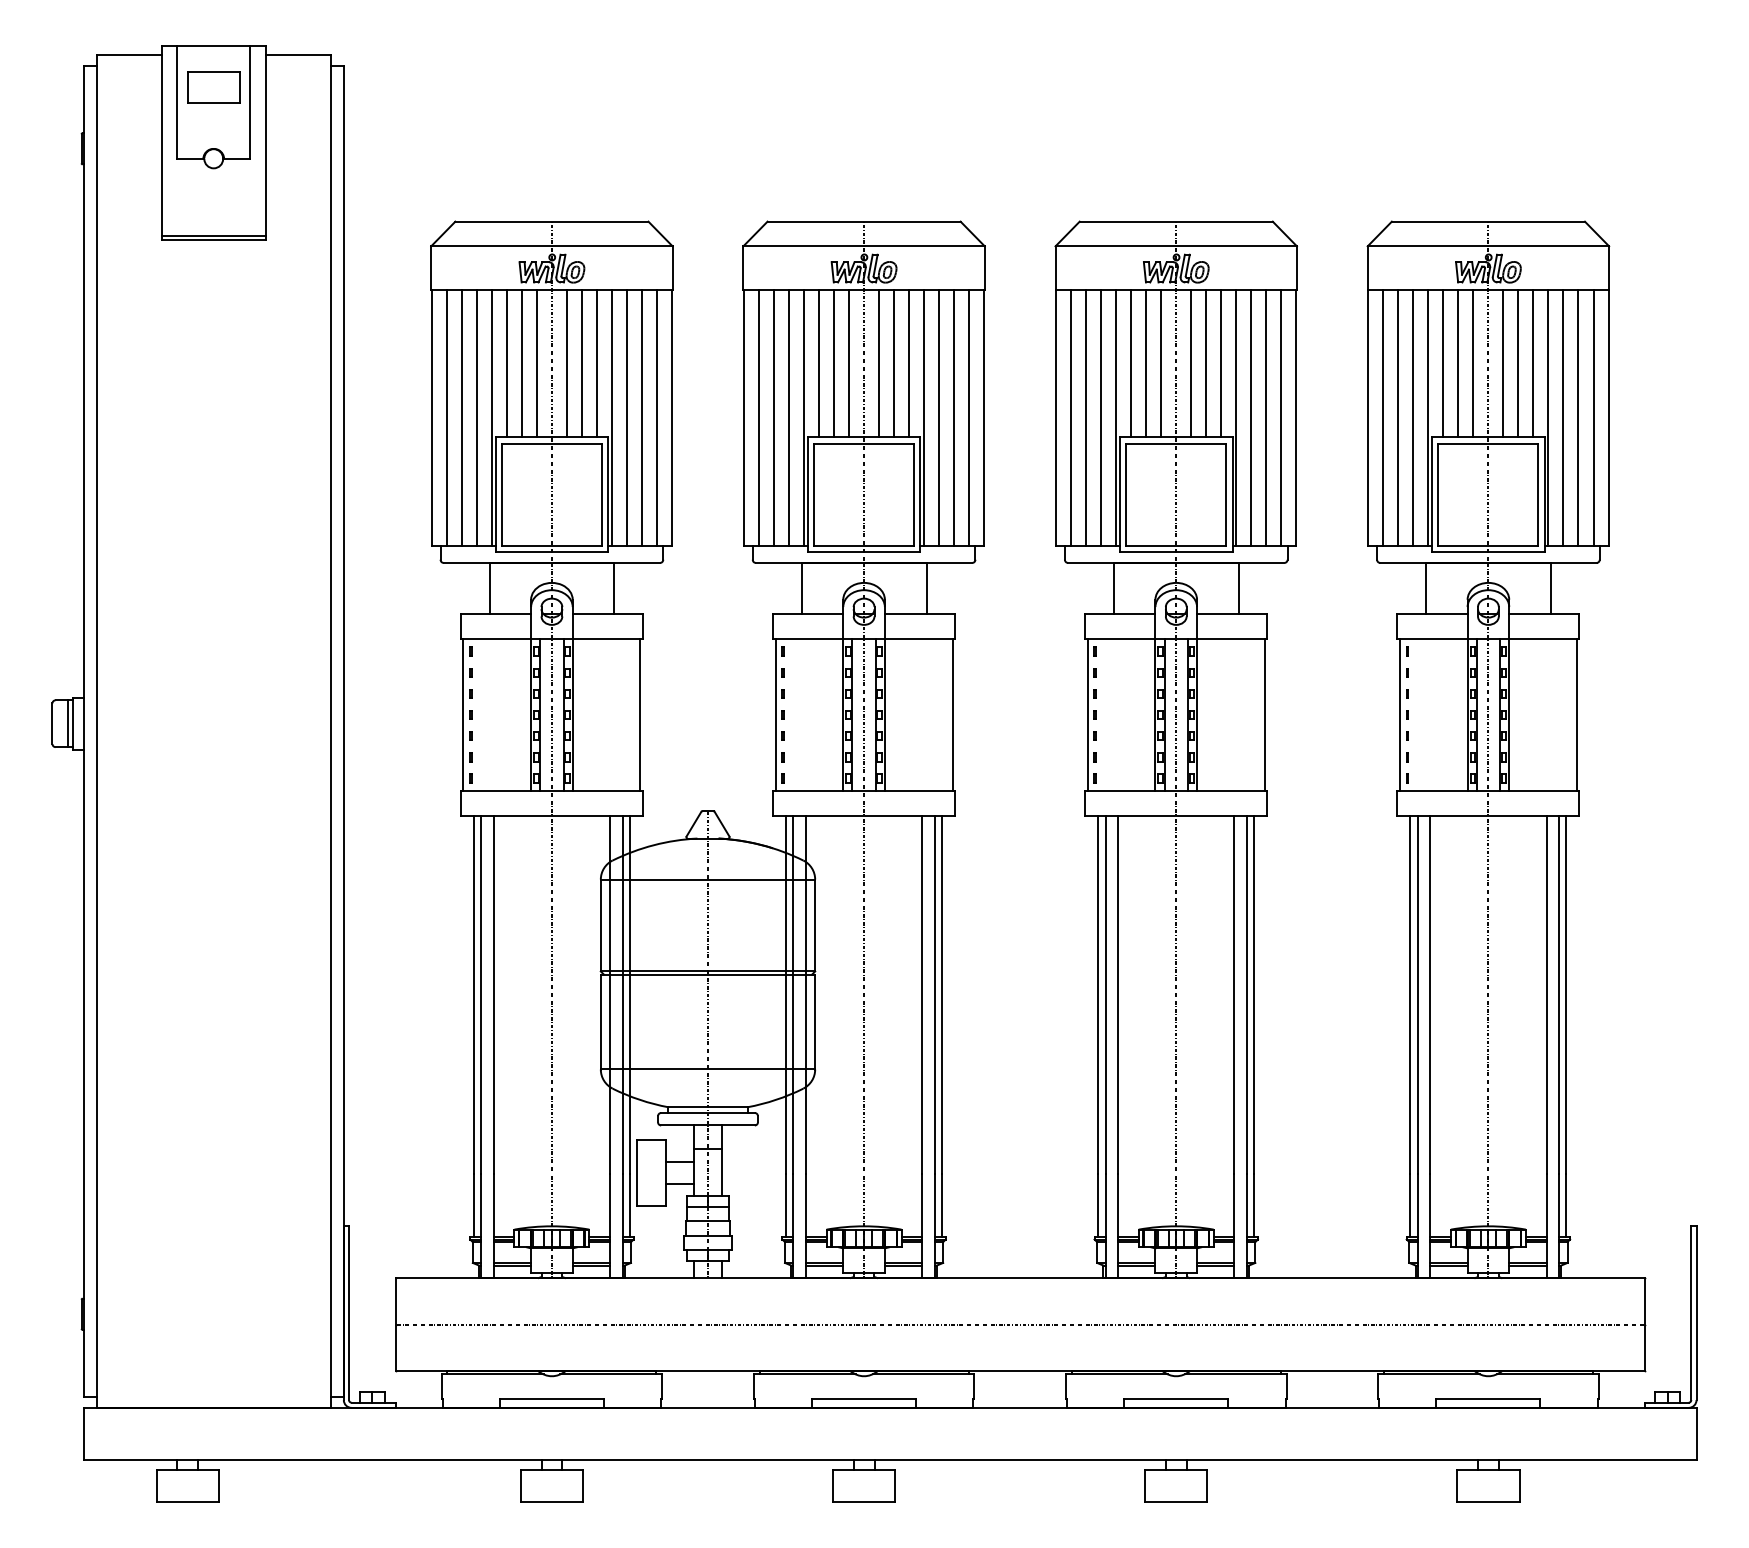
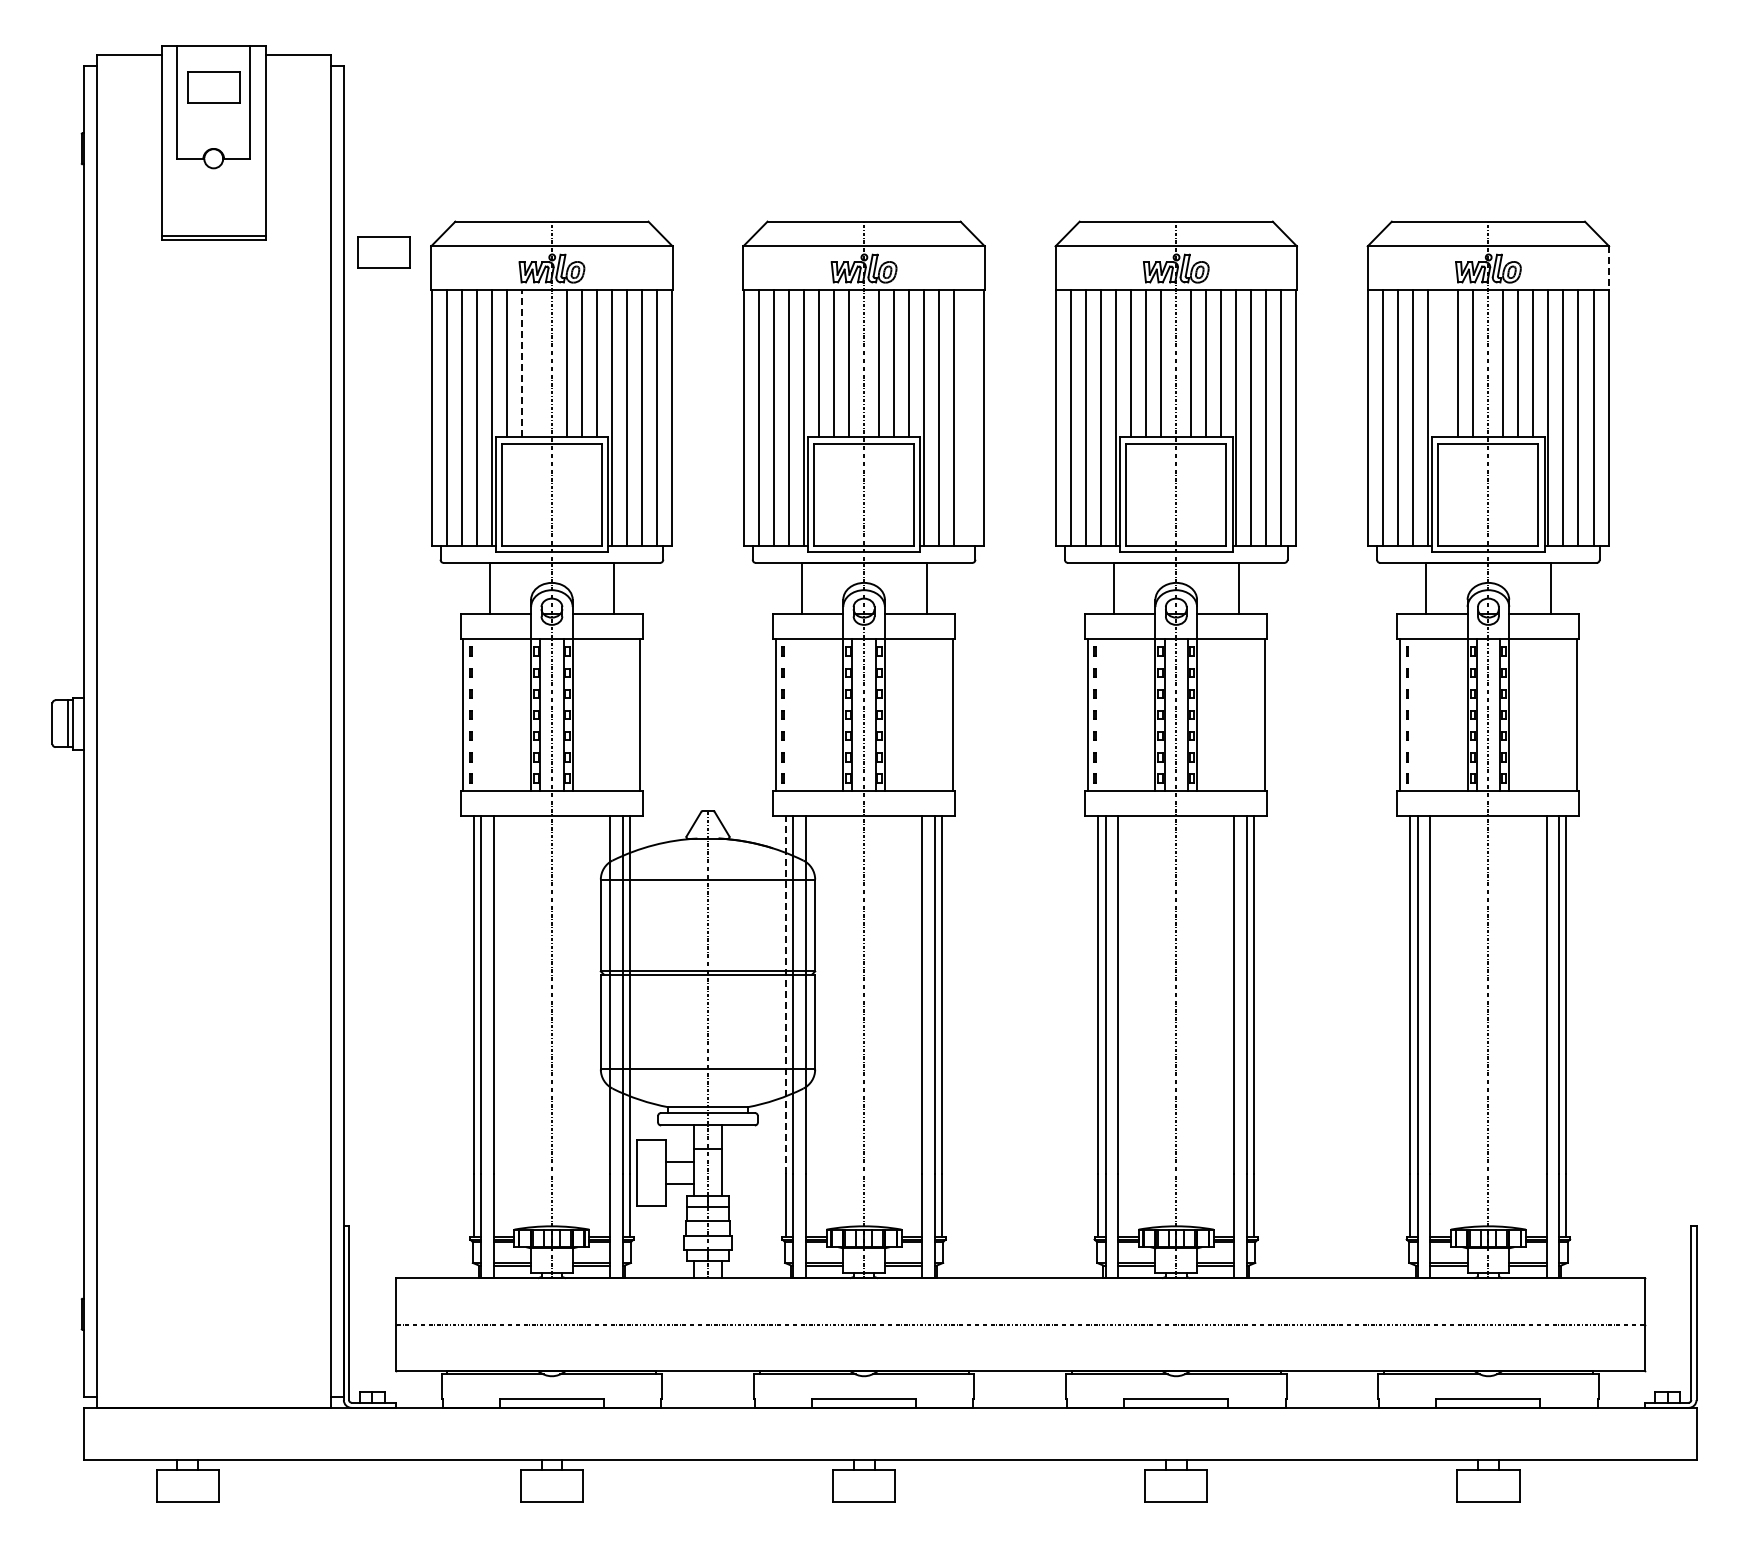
part: none -> present (383, 252)
line: solid -> dashed (1609, 268)
line: solid -> dashed (521, 363)
line: present -> none (536, 363)
line: present -> none (1443, 363)
line: present -> none (969, 417)
line: solid -> dashed (786, 995)
